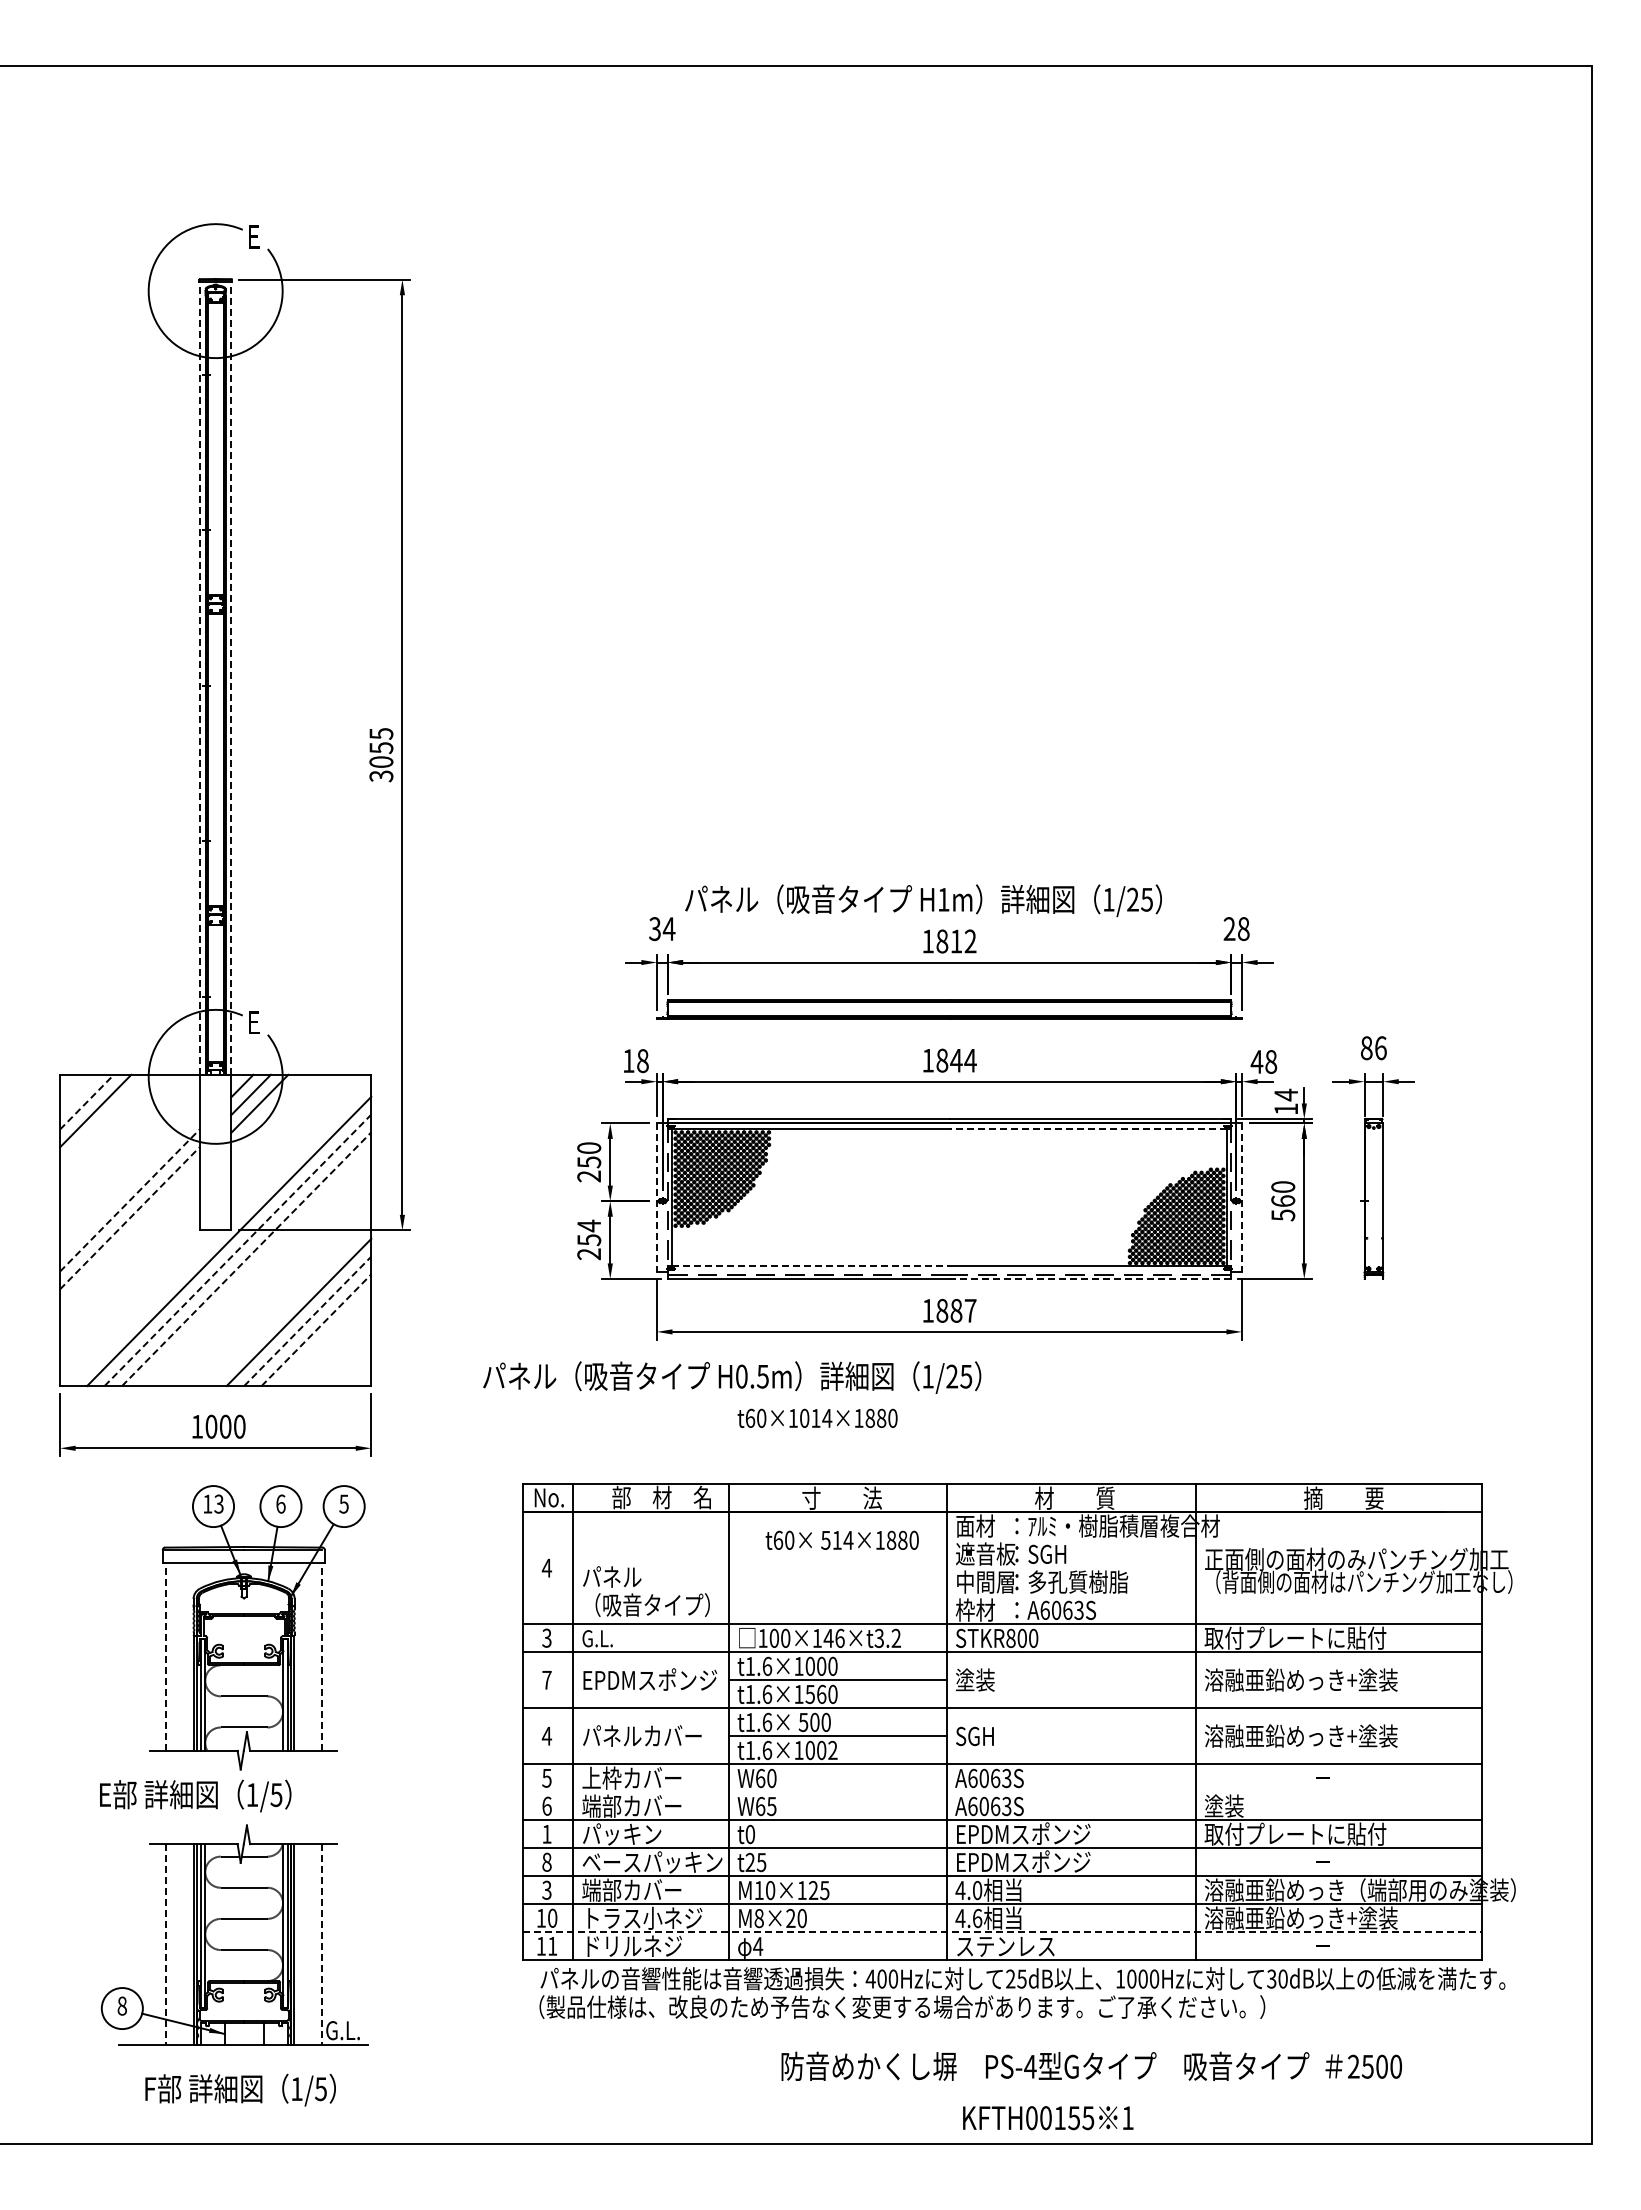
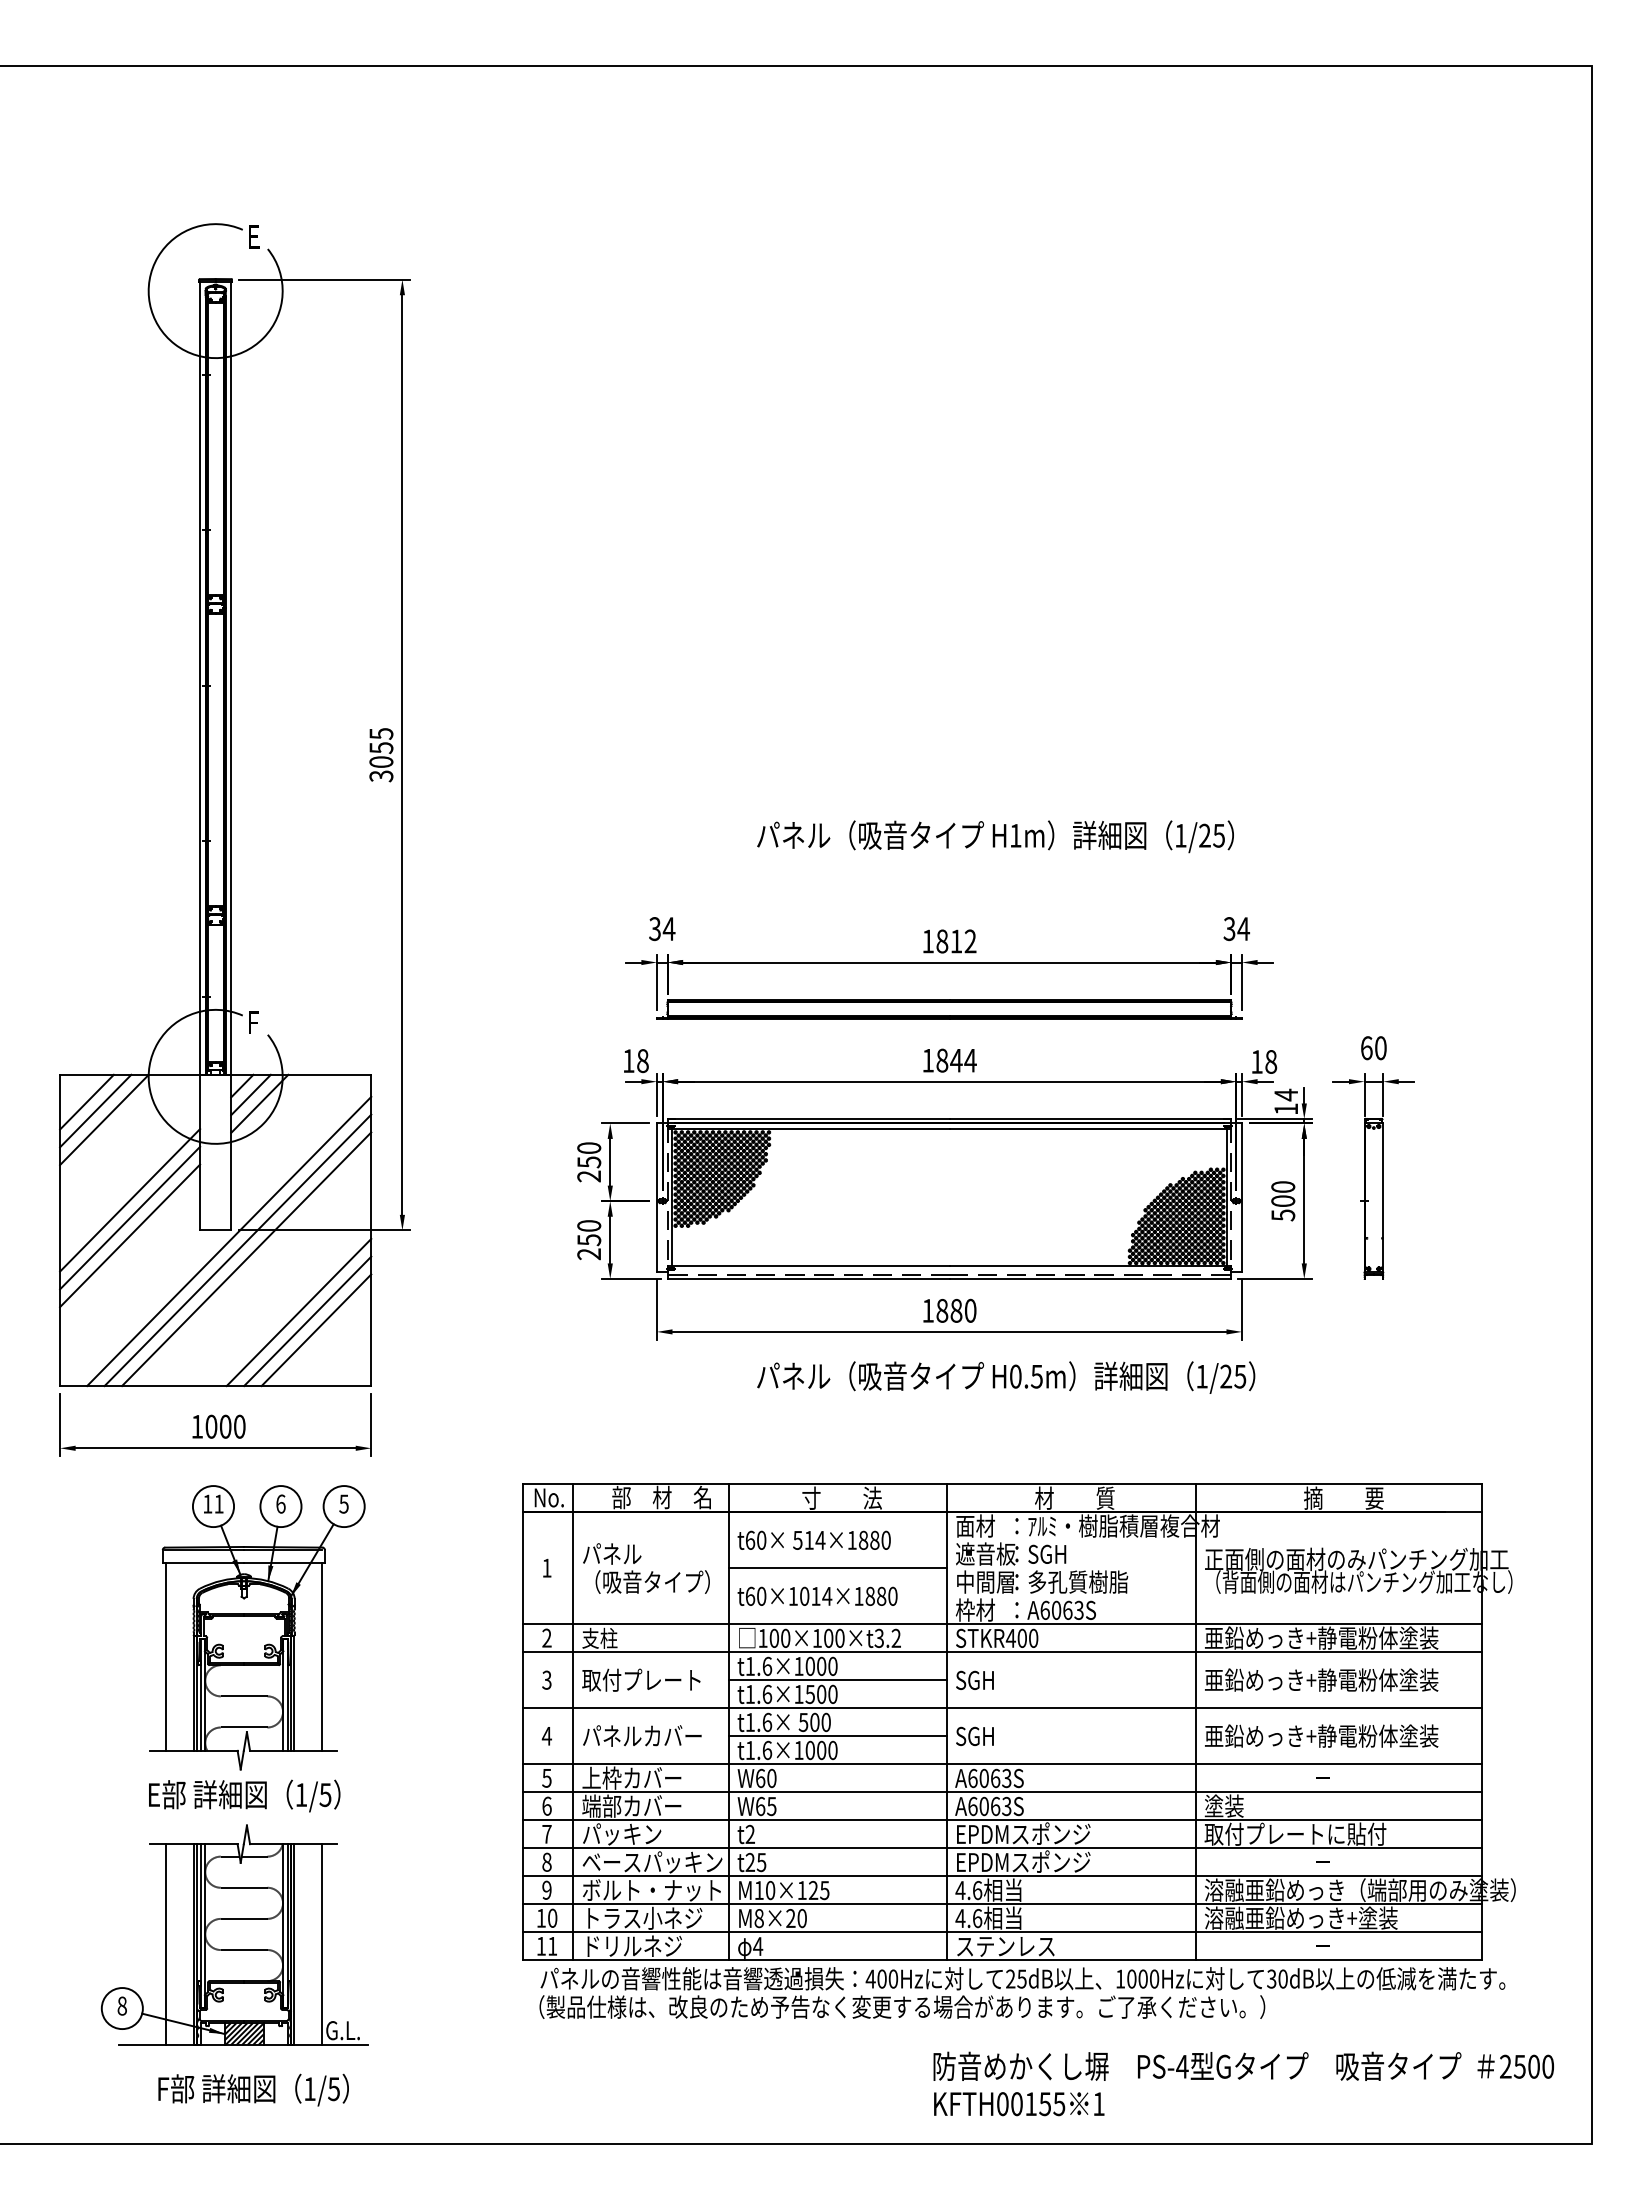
line: dashed -> solid (200, 677)
line: dashed -> solid (231, 677)
text position: (923, 900) -> (995, 836) (995, 836)
text: 28 -> 34 (1236, 929)
text: E -> F (255, 1027)
text: 86 -> 60 (1373, 1048)
text: 48 -> 18 (1256, 1061)
line: dashed -> solid (87, 1101)
line: none -> present (104, 1119)
line: dashed -> solid (1088, 1129)
line: dashed -> solid (656, 1198)
line: dashed -> solid (1242, 1198)
line: dashed -> solid (130, 1200)
text: 560 -> 500 (1283, 1200)
line: dashed -> solid (130, 1218)
text: 254 -> 250 (589, 1225)
line: none -> present (130, 1235)
line: dashed -> solid (238, 1249)
line: dashed -> solid (246, 1259)
line: dashed -> solid (810, 1266)
line: dashed -> solid (1090, 1279)
text: 1887 -> 1880 (970, 1310)
line: dashed -> solid (307, 1321)
line: dashed -> solid (316, 1329)
text position: (732, 1377) -> (1006, 1377) (1006, 1377)
text position: (817, 1417) -> (817, 1595) (817, 1595)
text: 13 -> 11 (218, 1503)
text position: (841, 1539) -> (813, 1539) (813, 1539)
text: 4 -> 1 (546, 1567)
line: none -> present (837, 1568)
text position: (646, 1591) -> (646, 1568) (646, 1568)
text: G.L. -> 支柱 (599, 1637)
text: 100×146×t3.2 -> 100×100×t3.2 (833, 1637)
text: STKR800 -> STKR400 (1010, 1637)
text: 取付プレートに貼付 -> 亜鉛めっき+静電粉体塗装 (1321, 1637)
text: 3 -> 2 (546, 1638)
line: dashed -> solid (166, 1656)
line: dashed -> solid (321, 1656)
text: 7 -> 3 (546, 1679)
text: EPDMスポンジ -> 取付プレート (649, 1679)
text: 塗装 -> SGH (974, 1679)
text: 溶融亜鉛めっき+塗装 -> 亜鉛めっき+静電粉体塗装 (1321, 1679)
text: t1.6×1560 -> t1.6×1500 (821, 1693)
text: 溶融亜鉛めっき+塗装 -> 亜鉛めっき+静電粉体塗装 (1321, 1735)
text: t1.6×1002 -> t1.6×1000 (832, 1750)
line: none -> present (1002, 1792)
text position: (195, 1795) -> (244, 1795) (244, 1795)
text: 1 -> 7 (546, 1834)
text: t0 -> t2 (749, 1834)
text: 端部カバー -> ボルト・ナット (651, 1889)
text: 3 -> 9 (546, 1890)
text: 4.0 -> 4.6 (977, 1890)
line: dashed -> solid (1003, 1932)
line: dashed -> solid (166, 1945)
line: dashed -> solid (321, 1945)
hatch: none -> present (243, 2033)
text position: (1091, 2065) -> (1243, 2065) (1243, 2065)
text position: (240, 2089) -> (253, 2089) (253, 2089)
text position: (1048, 2118) -> (1019, 2104) (1019, 2104)
